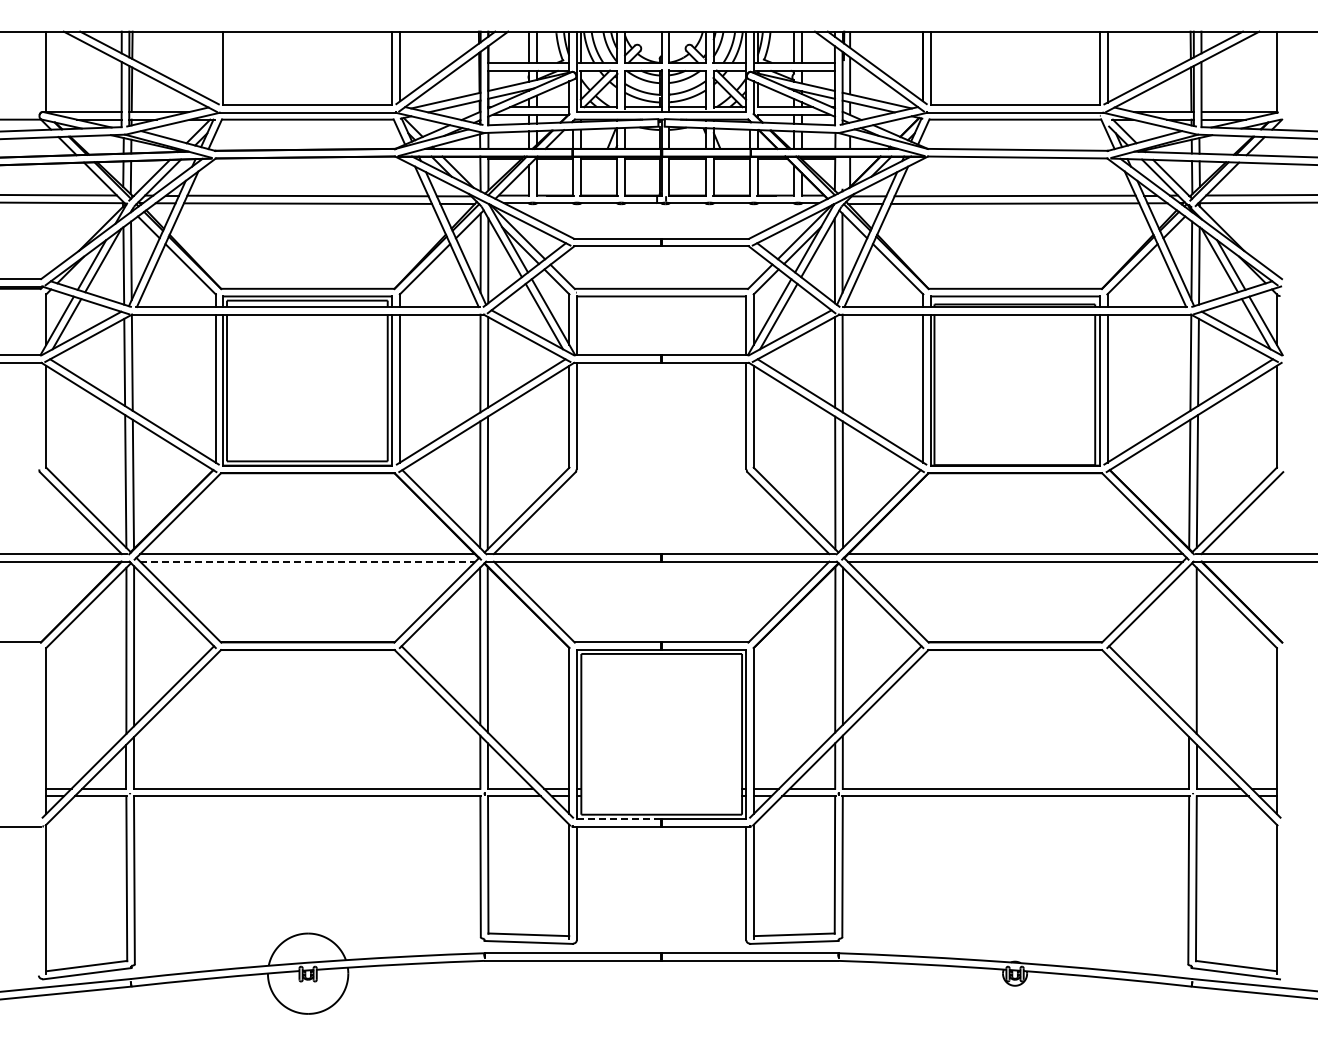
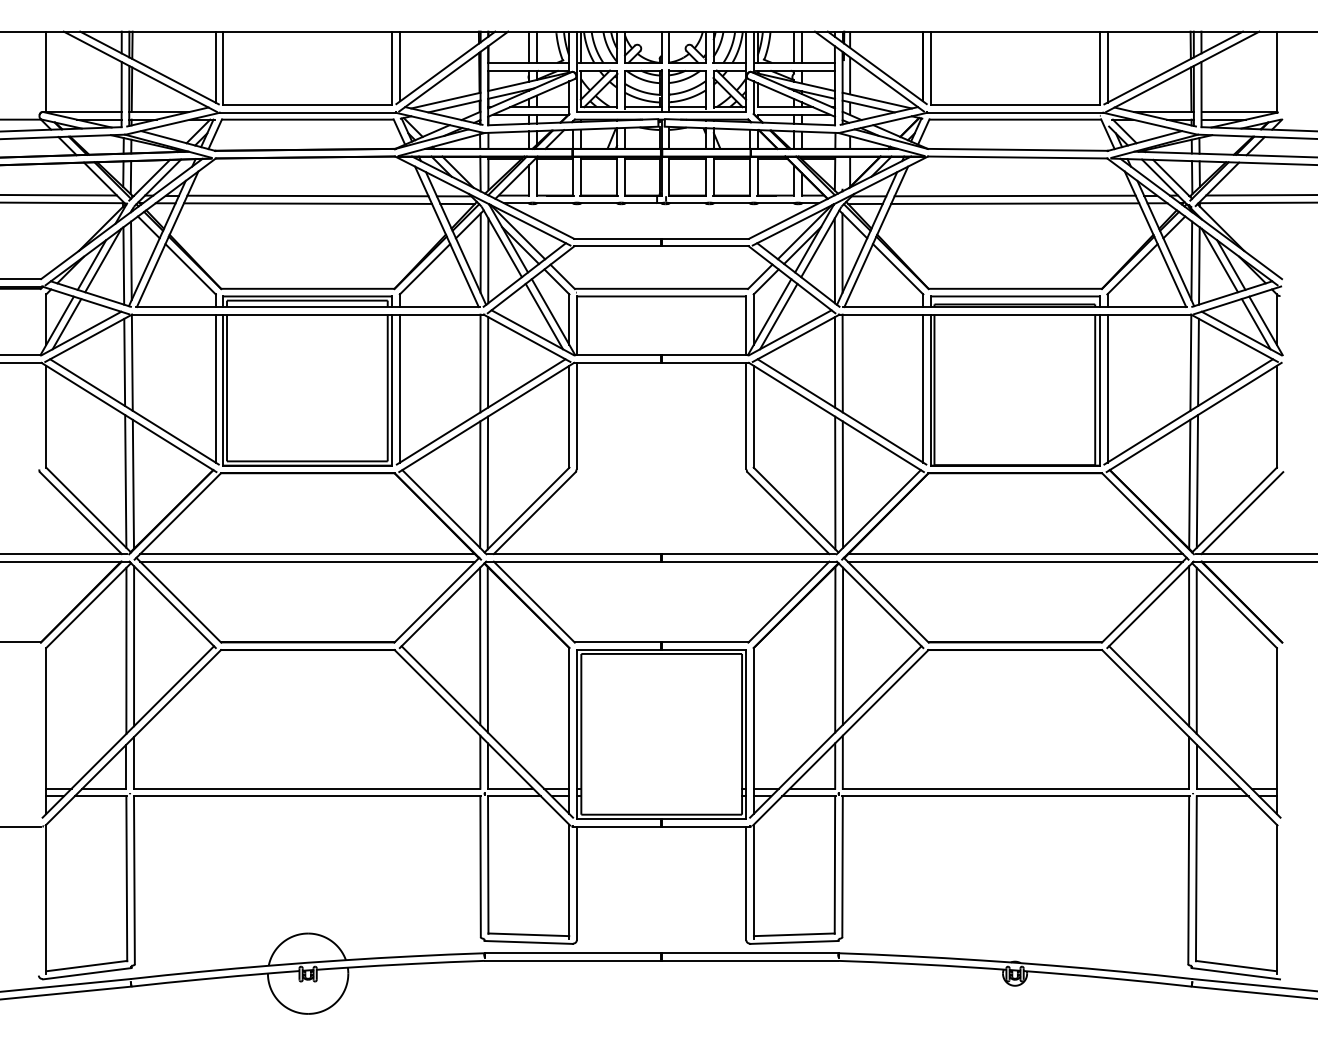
line: none -> present (215, 66)
line: dashed -> solid (307, 561)
line: none -> present (1189, 646)
line: dashed -> solid (619, 819)
